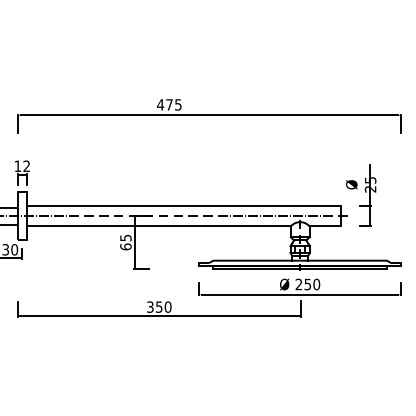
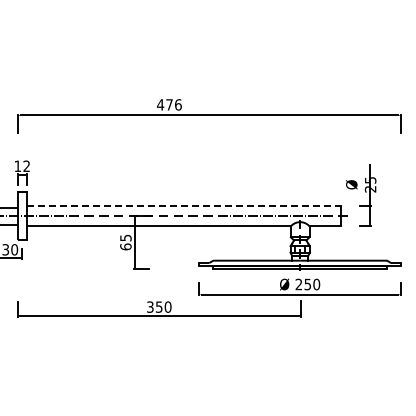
text: 475 -> 476 (178, 104)
line: solid -> dashed (183, 206)
